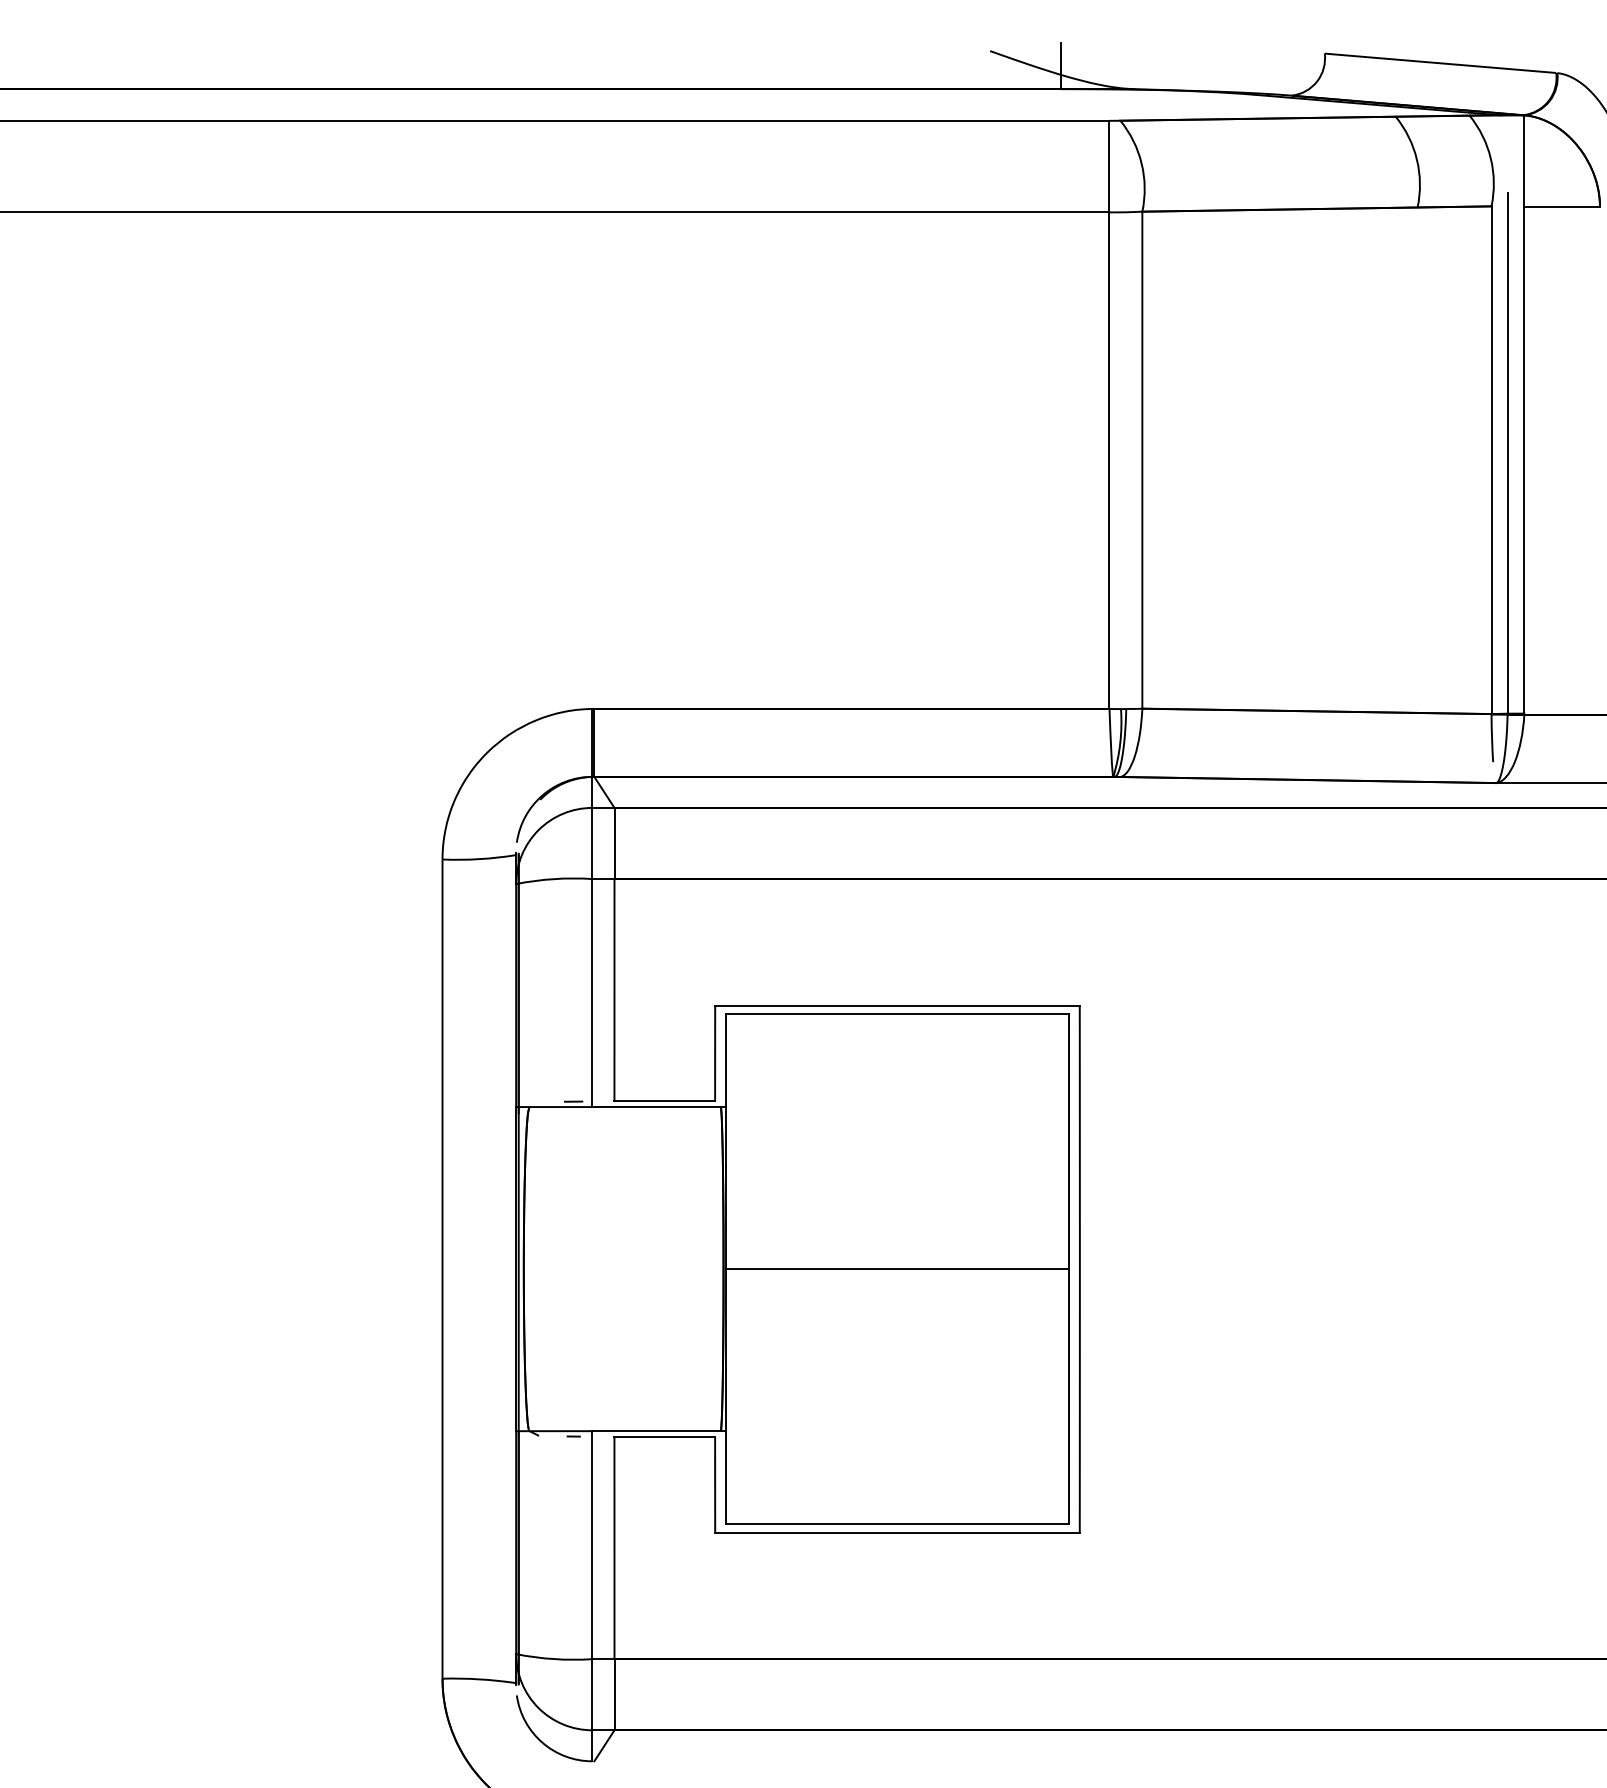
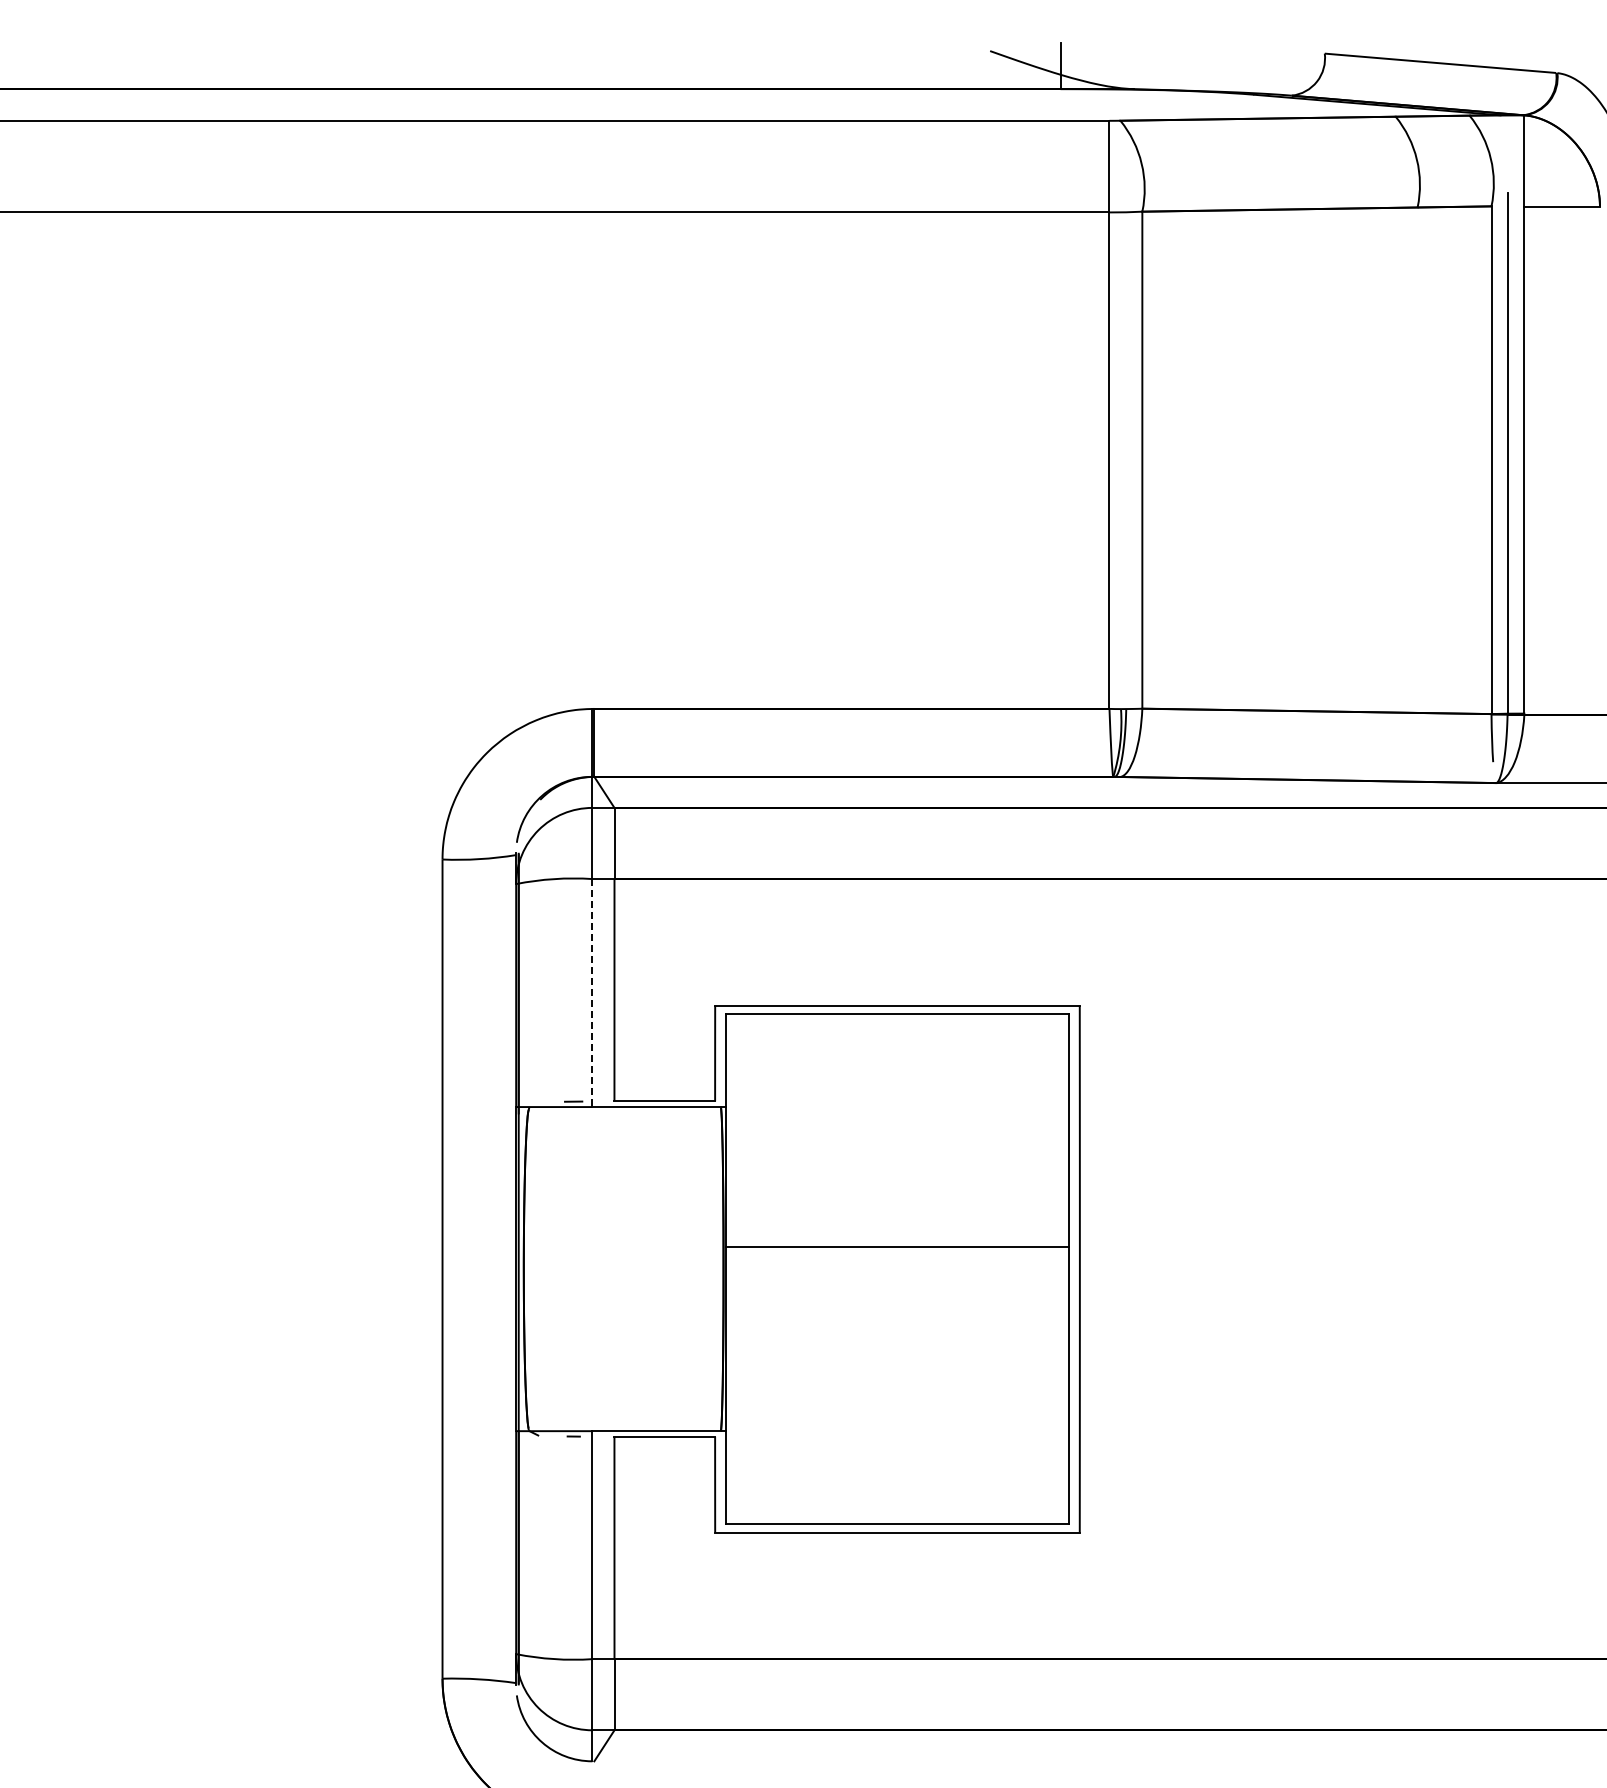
line: solid -> dashed (592, 993)
line position: (897, 1269) -> (897, 1247) (897, 1247)
